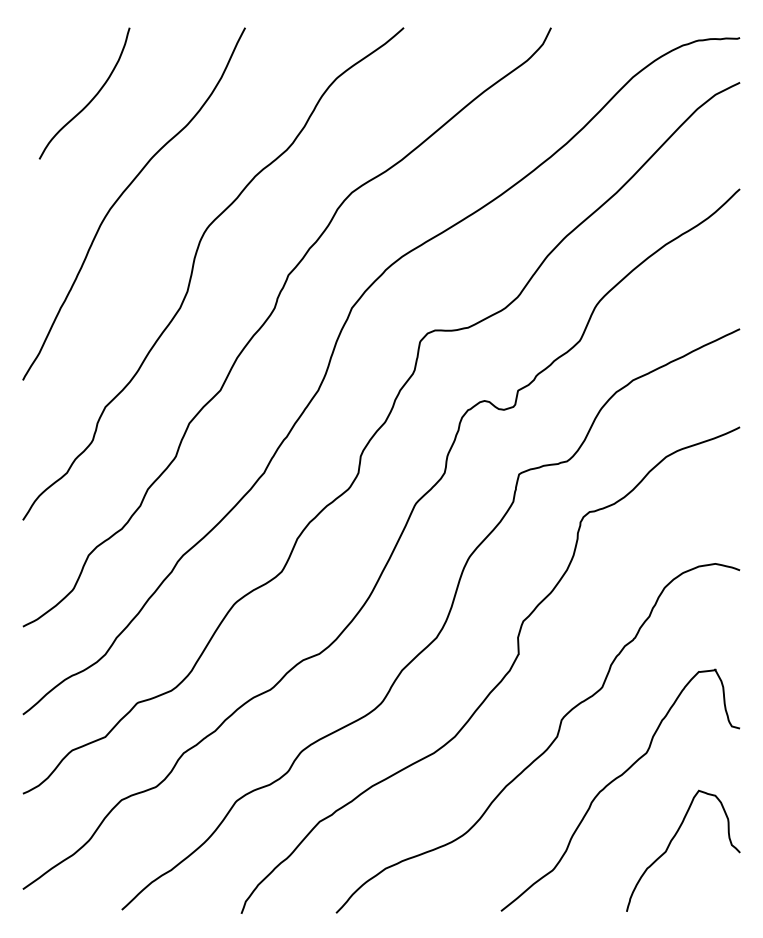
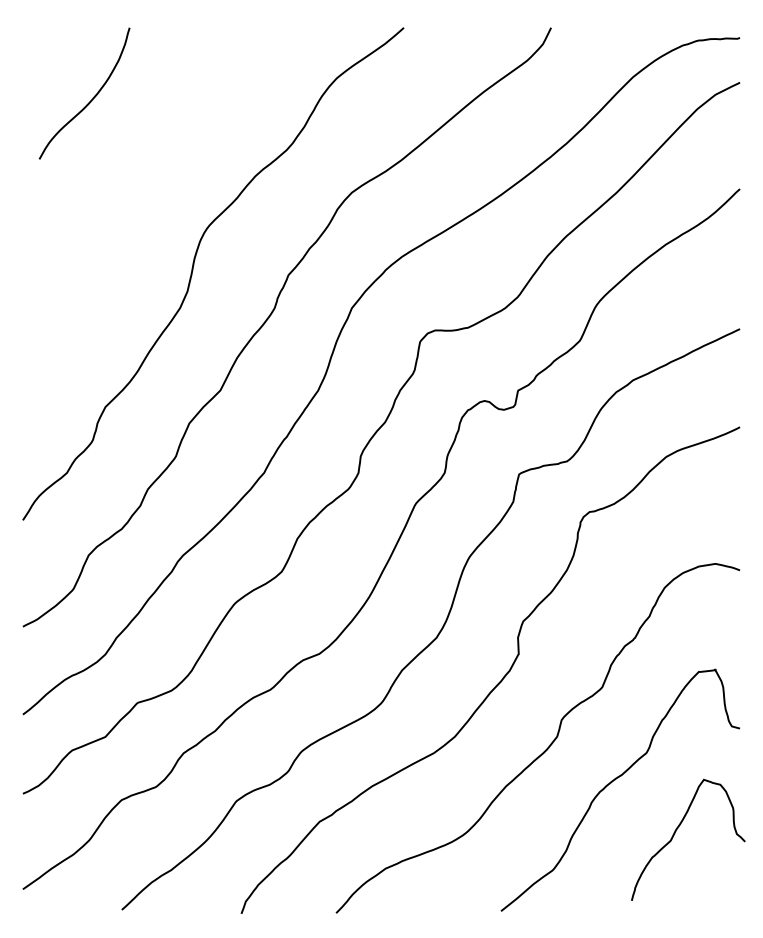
curve: present -> none (122, 195)
curve position: (670, 844) -> (675, 833) (675, 833)
